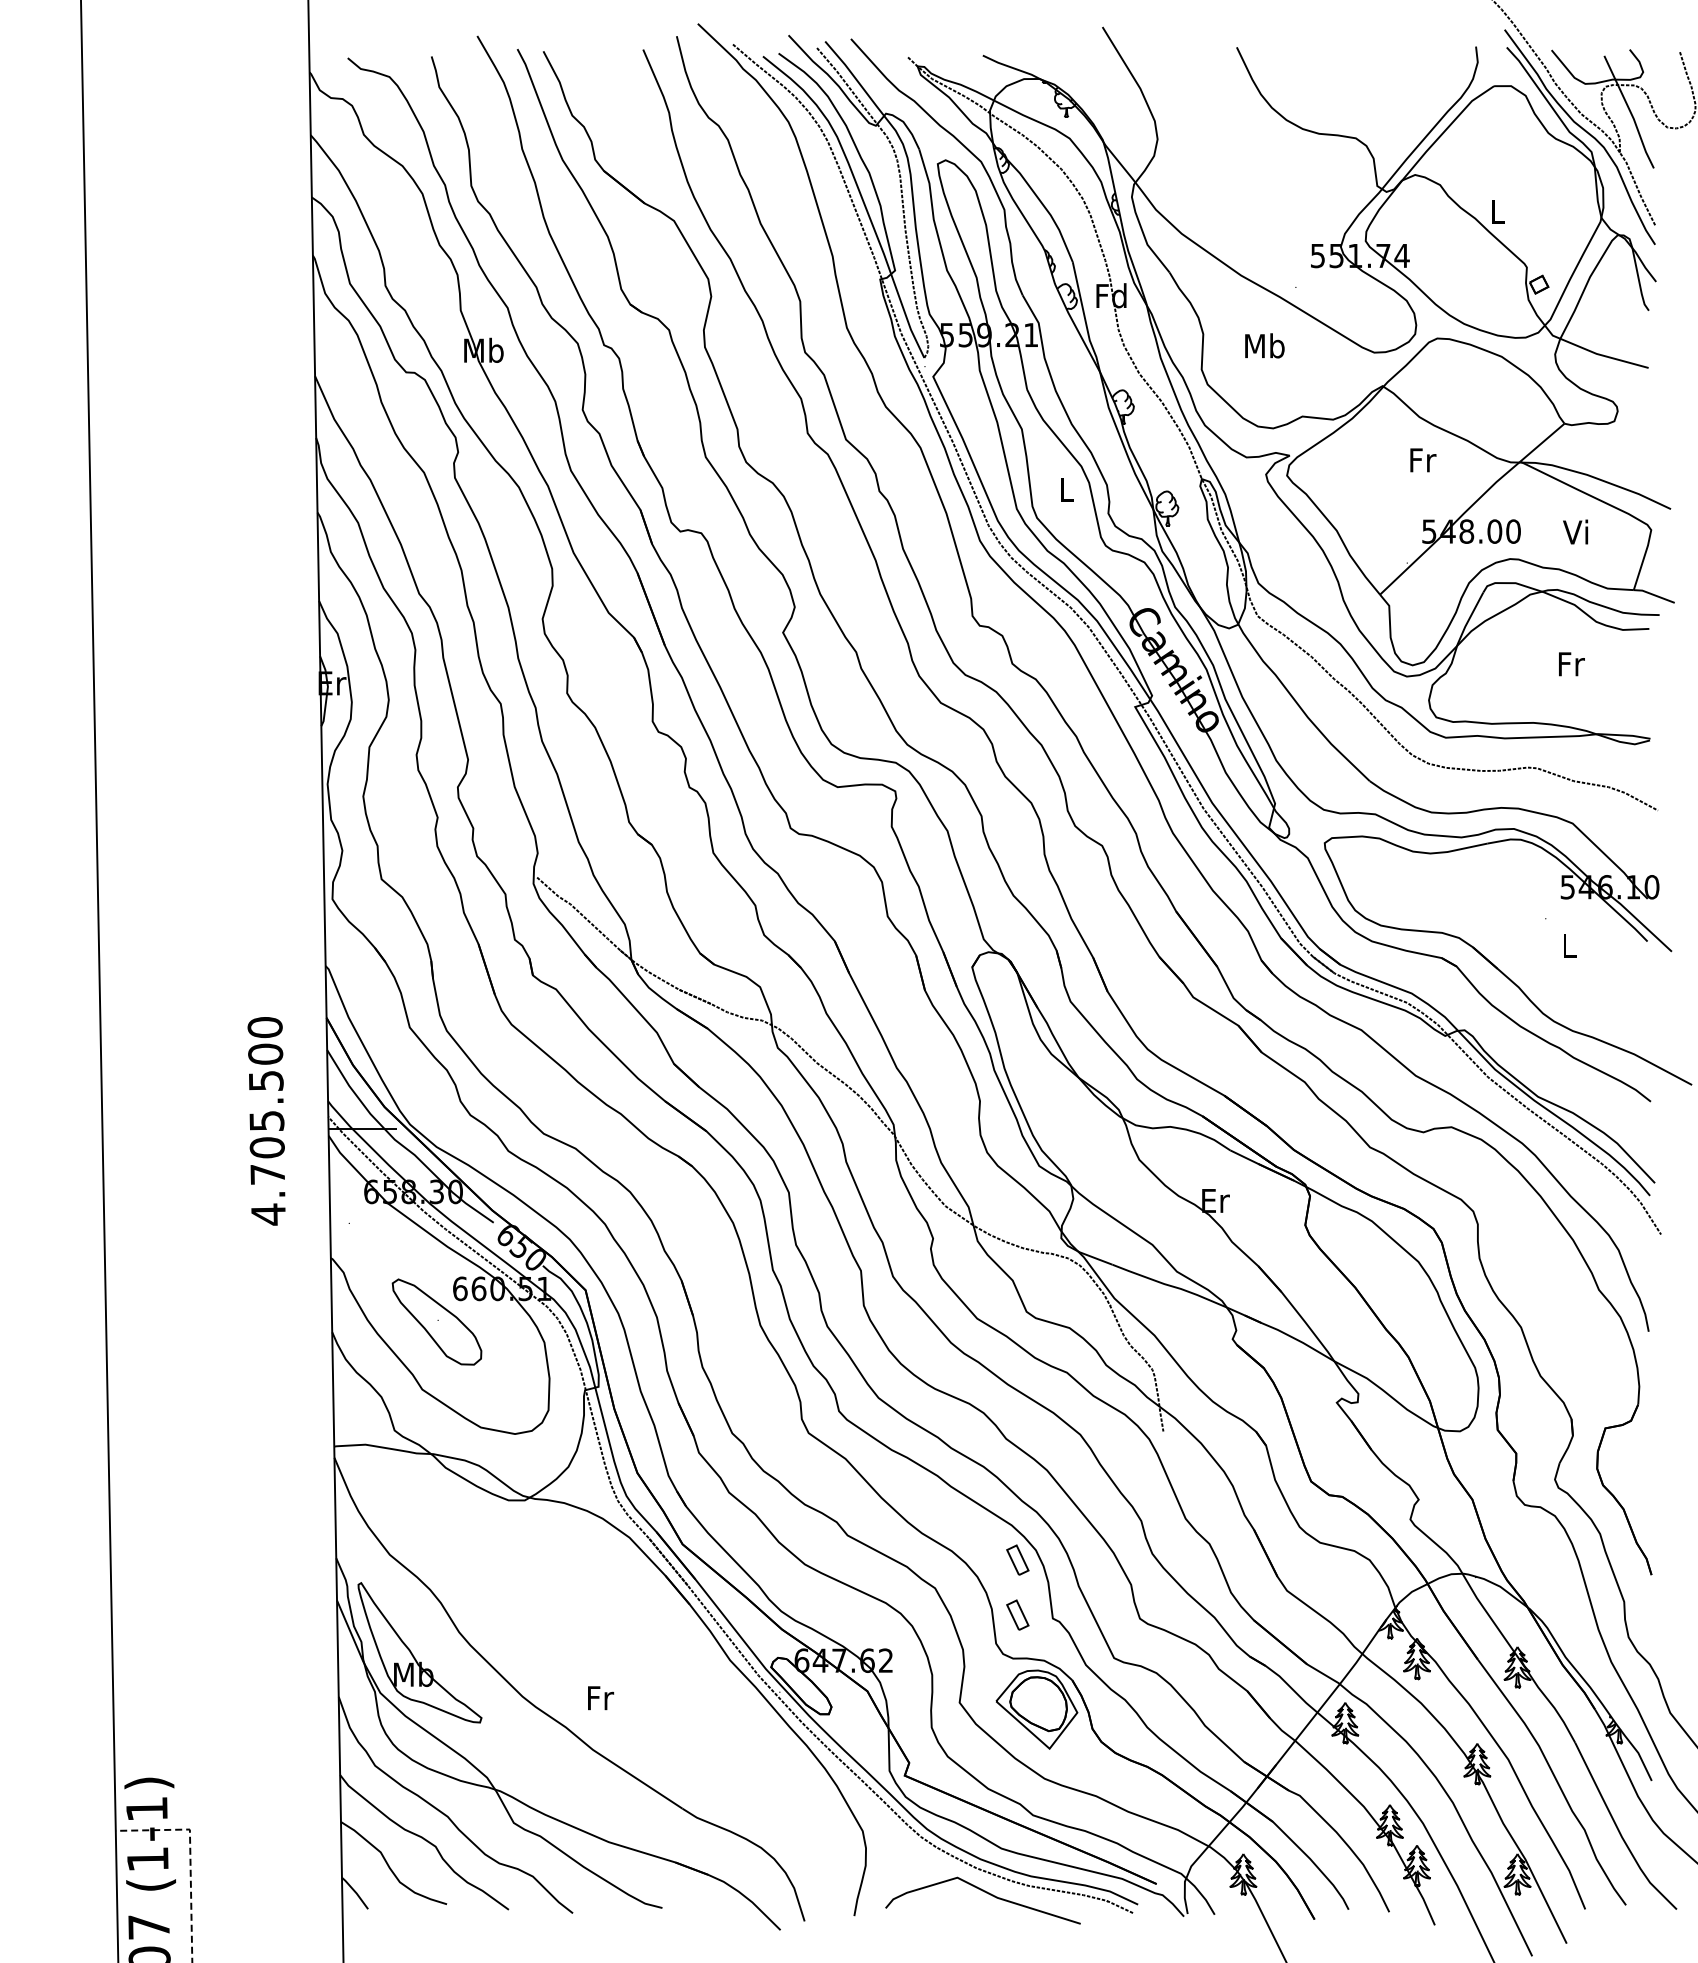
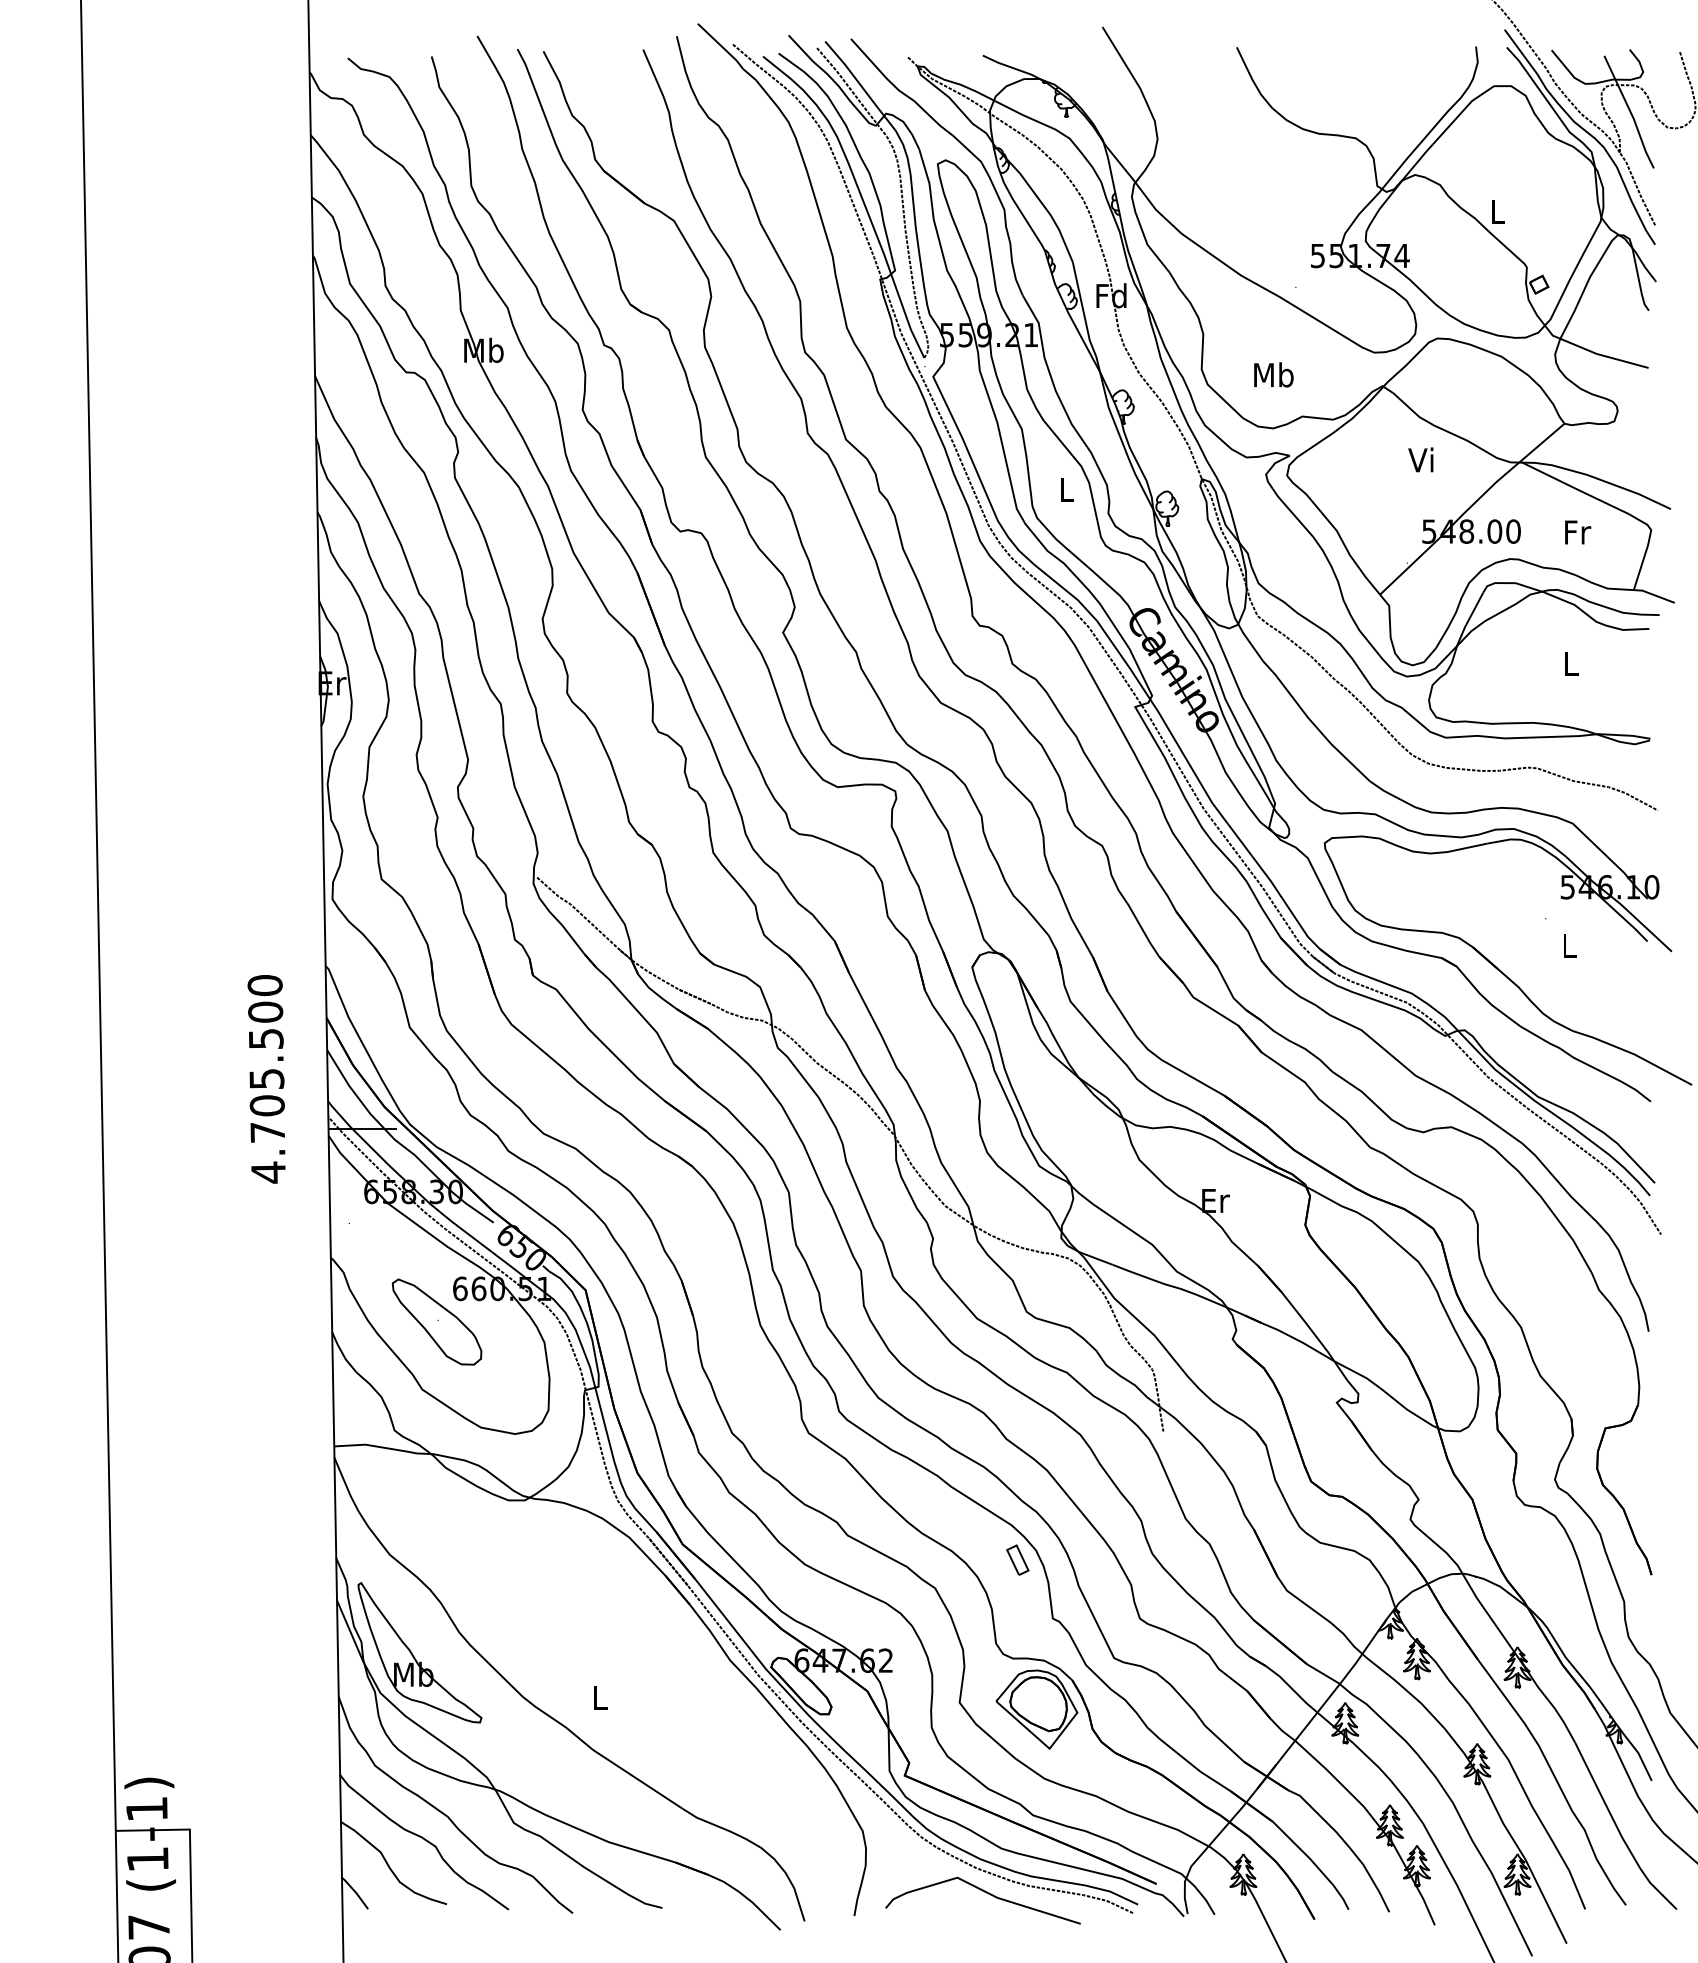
text position: (1264, 345) -> (1273, 374) (1273, 374)
text: Fr -> Vi (1422, 459)
text: Vi -> Fr (1577, 531)
text: Fr -> L (1571, 664)
text position: (266, 1121) -> (266, 1079) (266, 1079)
part: present -> none (1017, 1614)
text: Fr -> L (601, 1698)
line: dashed -> solid (190, 1857)
